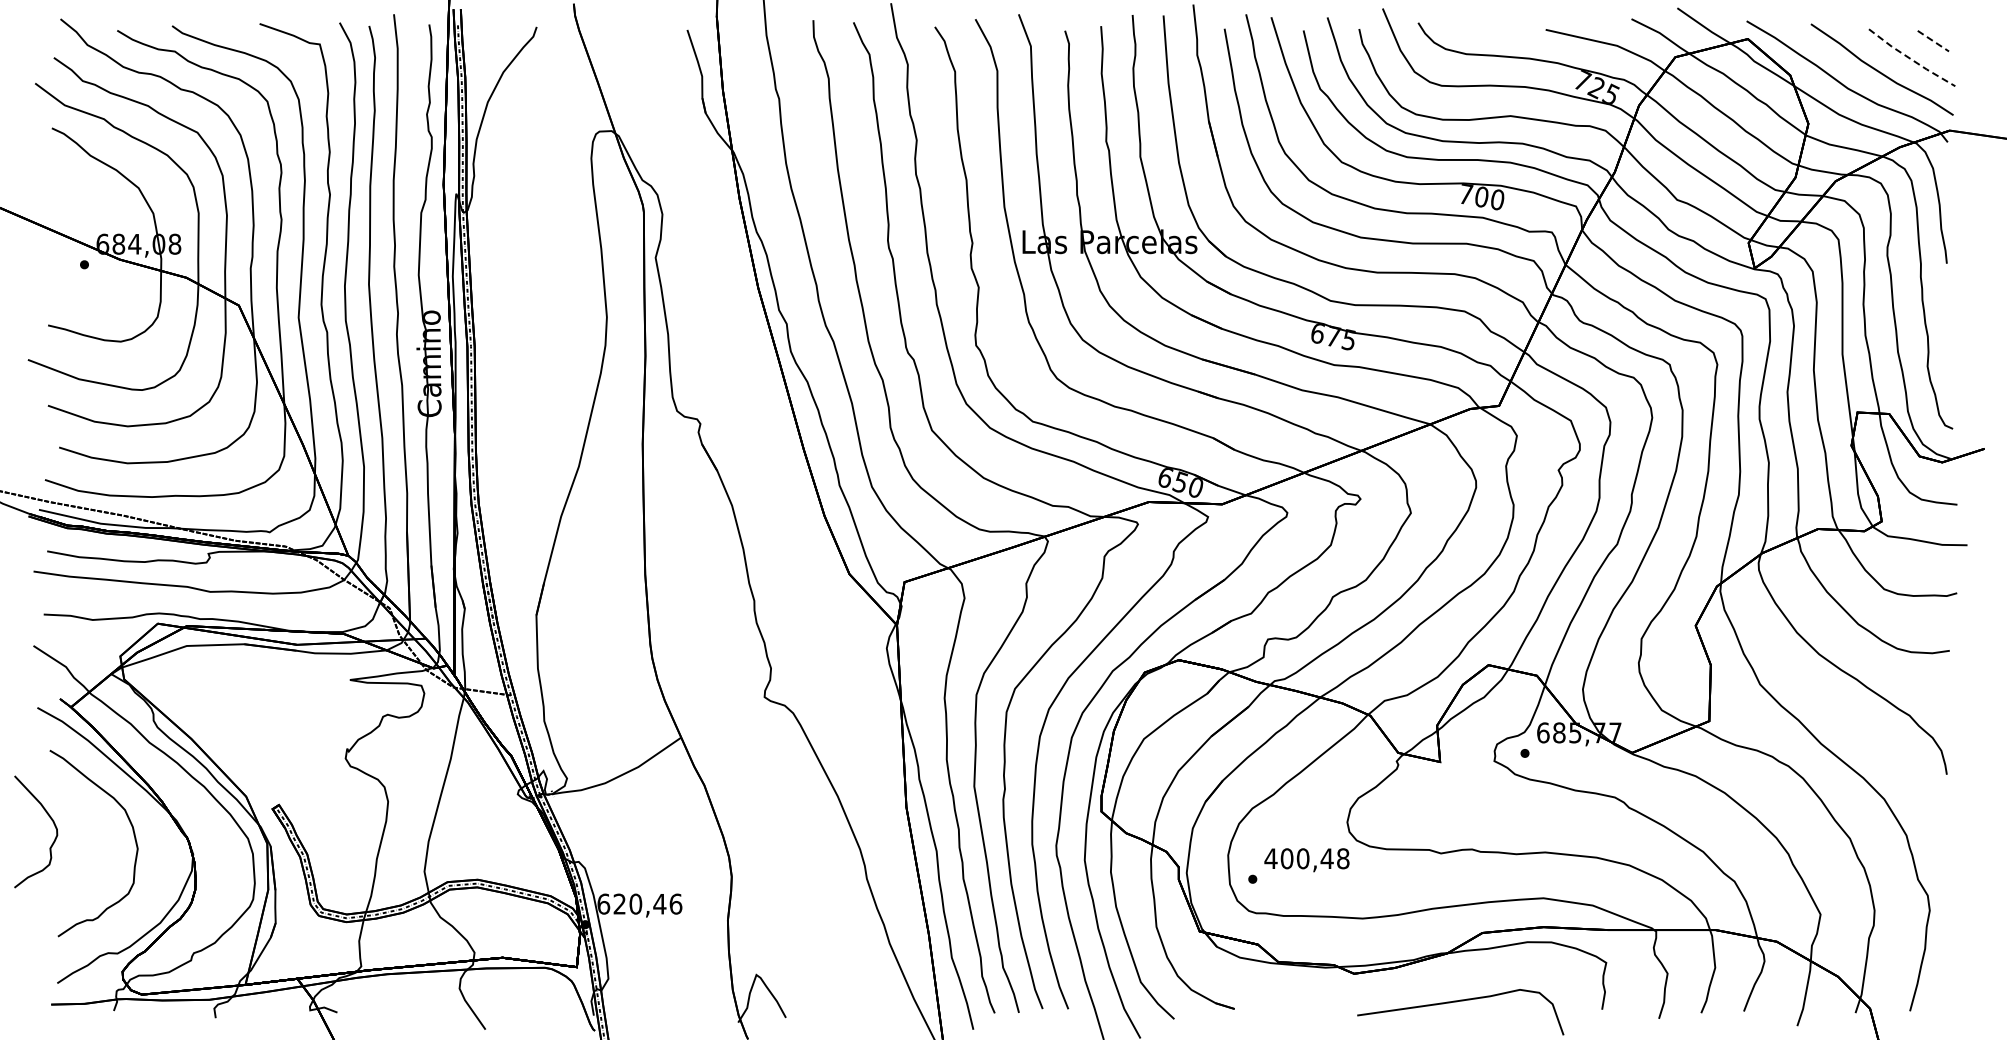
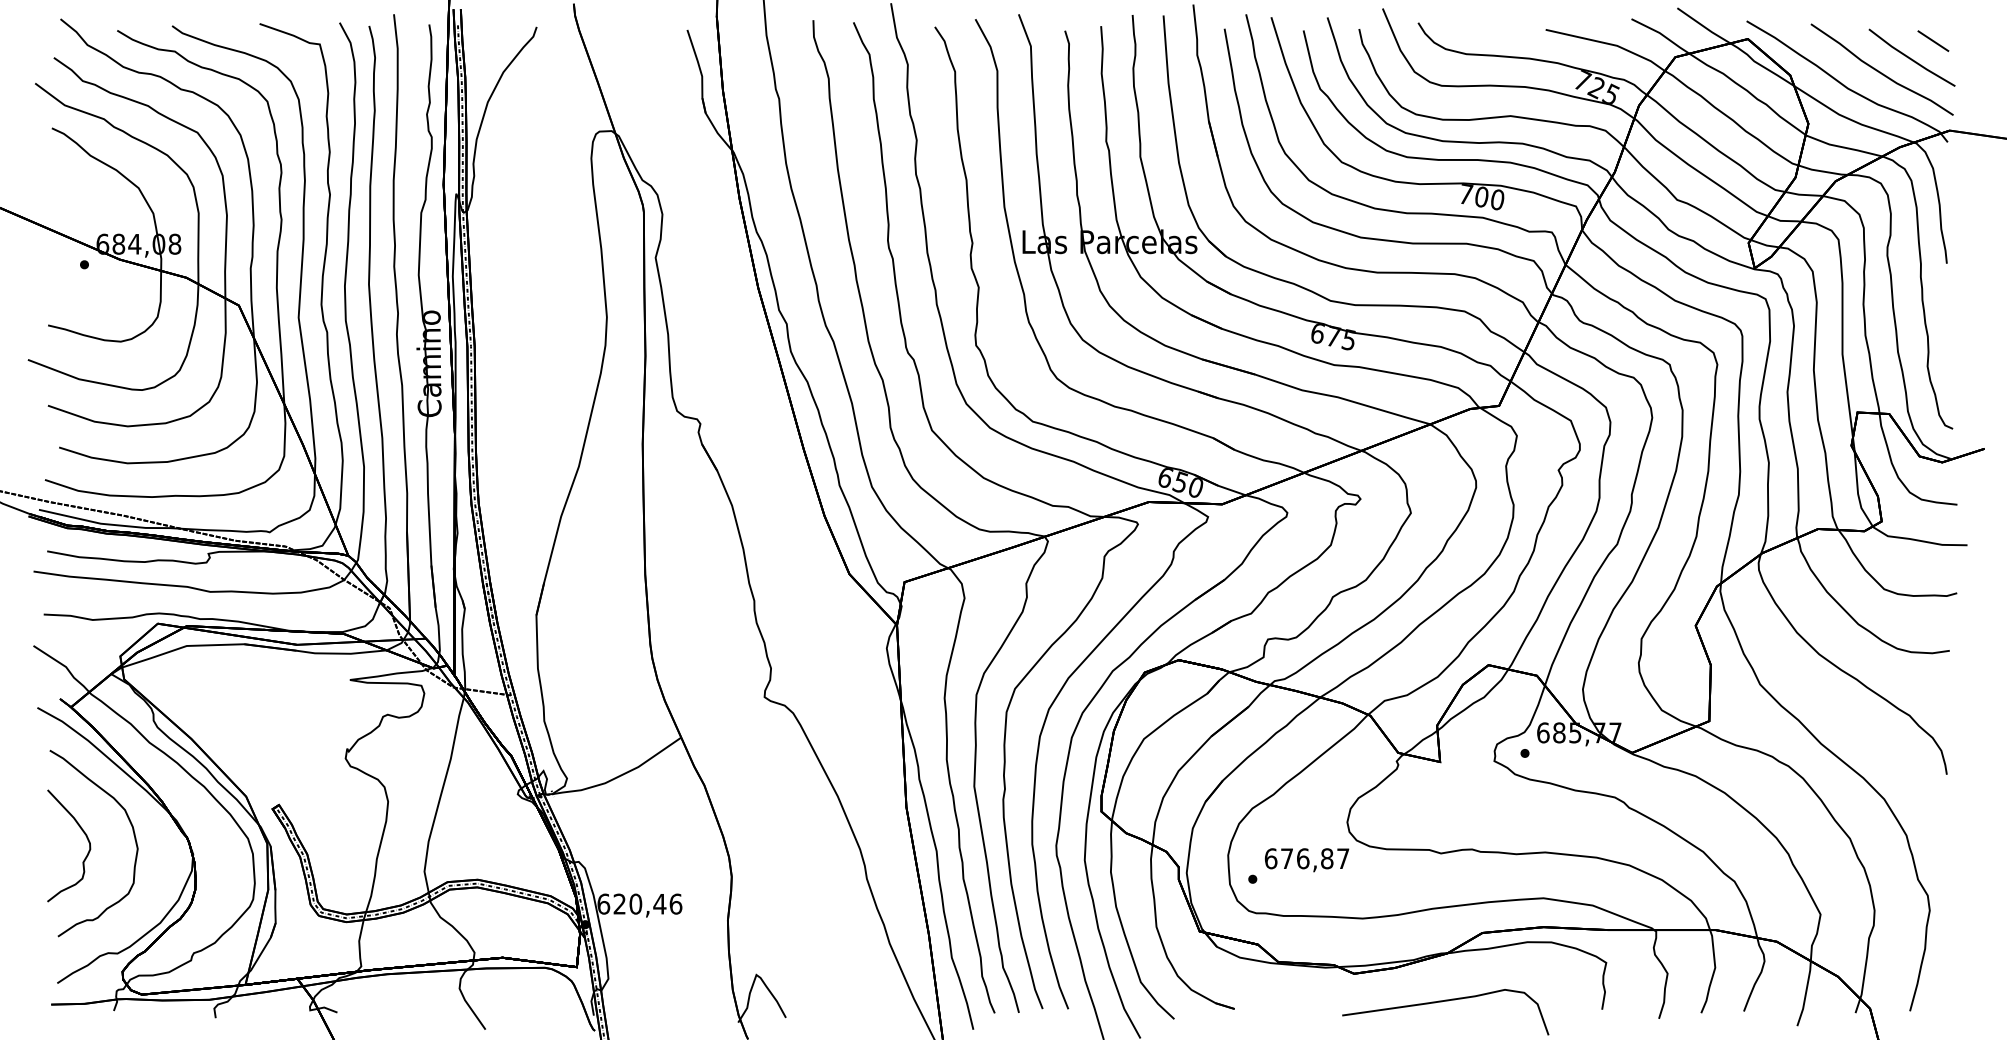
line: dashed -> solid (1933, 41)
line: dashed -> solid (1911, 59)
curve position: (52, 822) -> (85, 836) (85, 836)
text: 400,48 -> 676,87 (1306, 858)
curve position: (1457, 1002) -> (1442, 1002) (1442, 1002)
